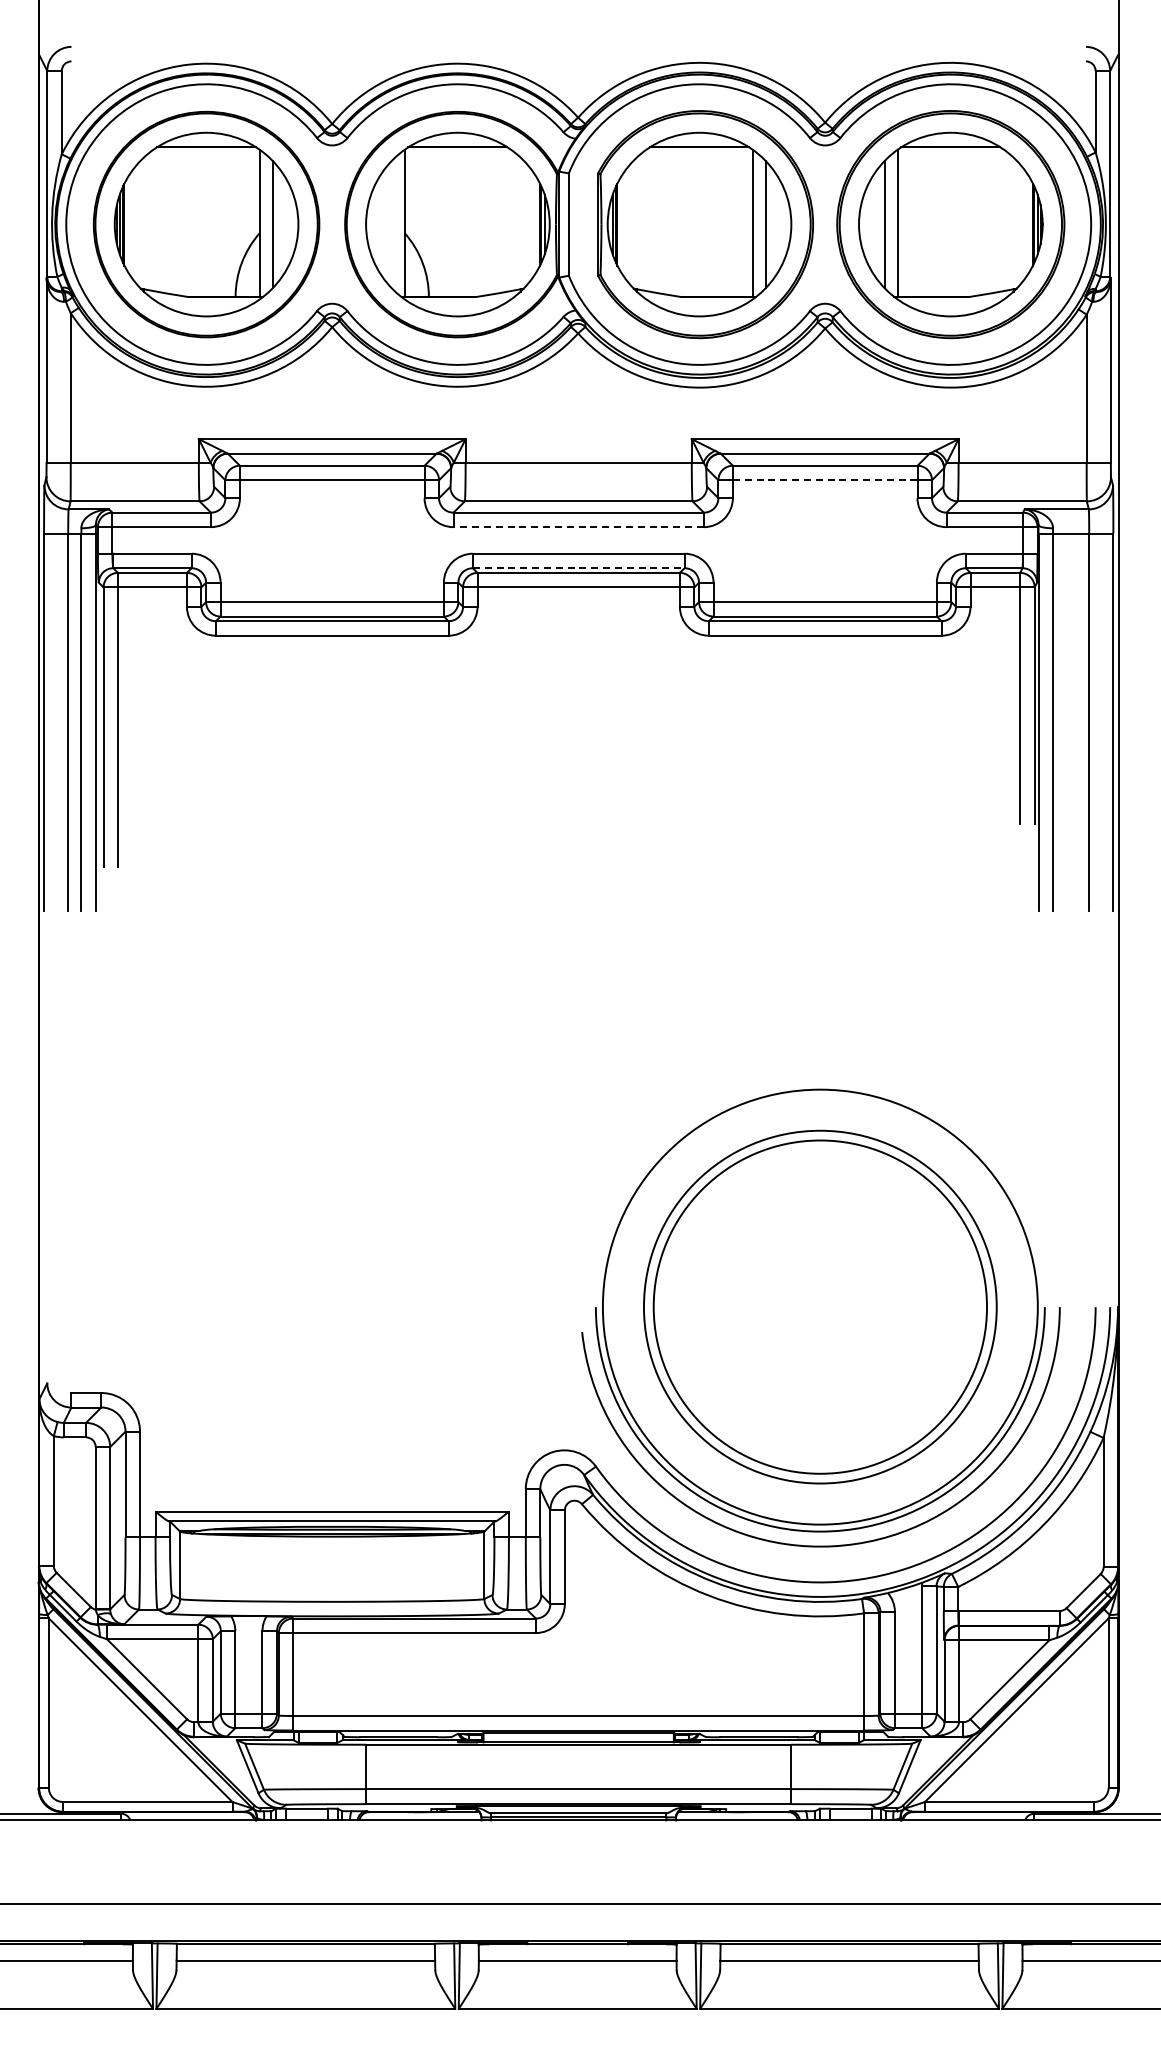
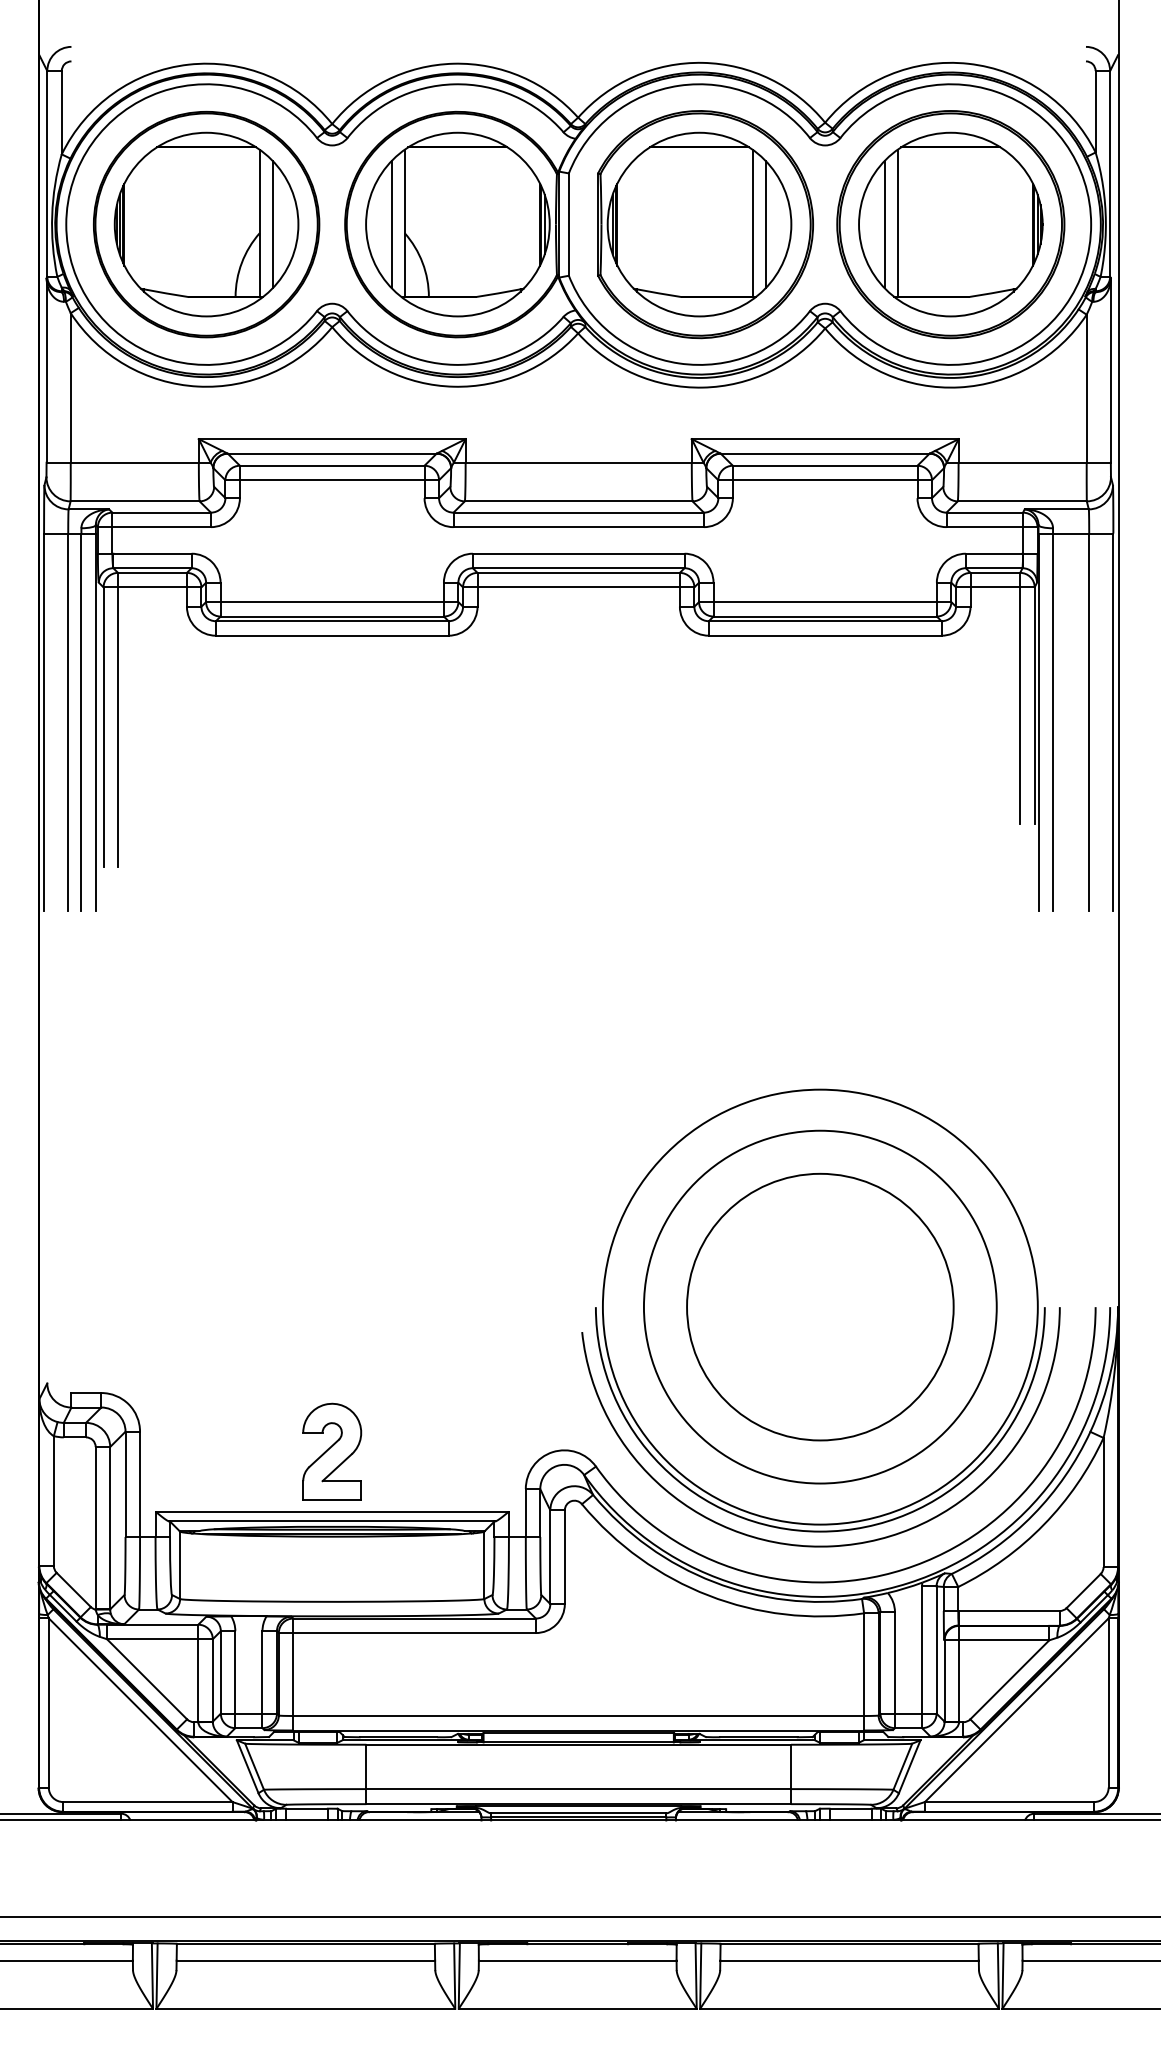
line: none -> present (391, 224)
line: dashed -> solid (825, 480)
line: dashed -> solid (578, 527)
line: dashed -> solid (578, 568)
circle diameter: 333 px -> 267 px (820, 1306)
part: none -> present (332, 1451)
line position: (579, 1903) -> (579, 1916) (579, 1916)
